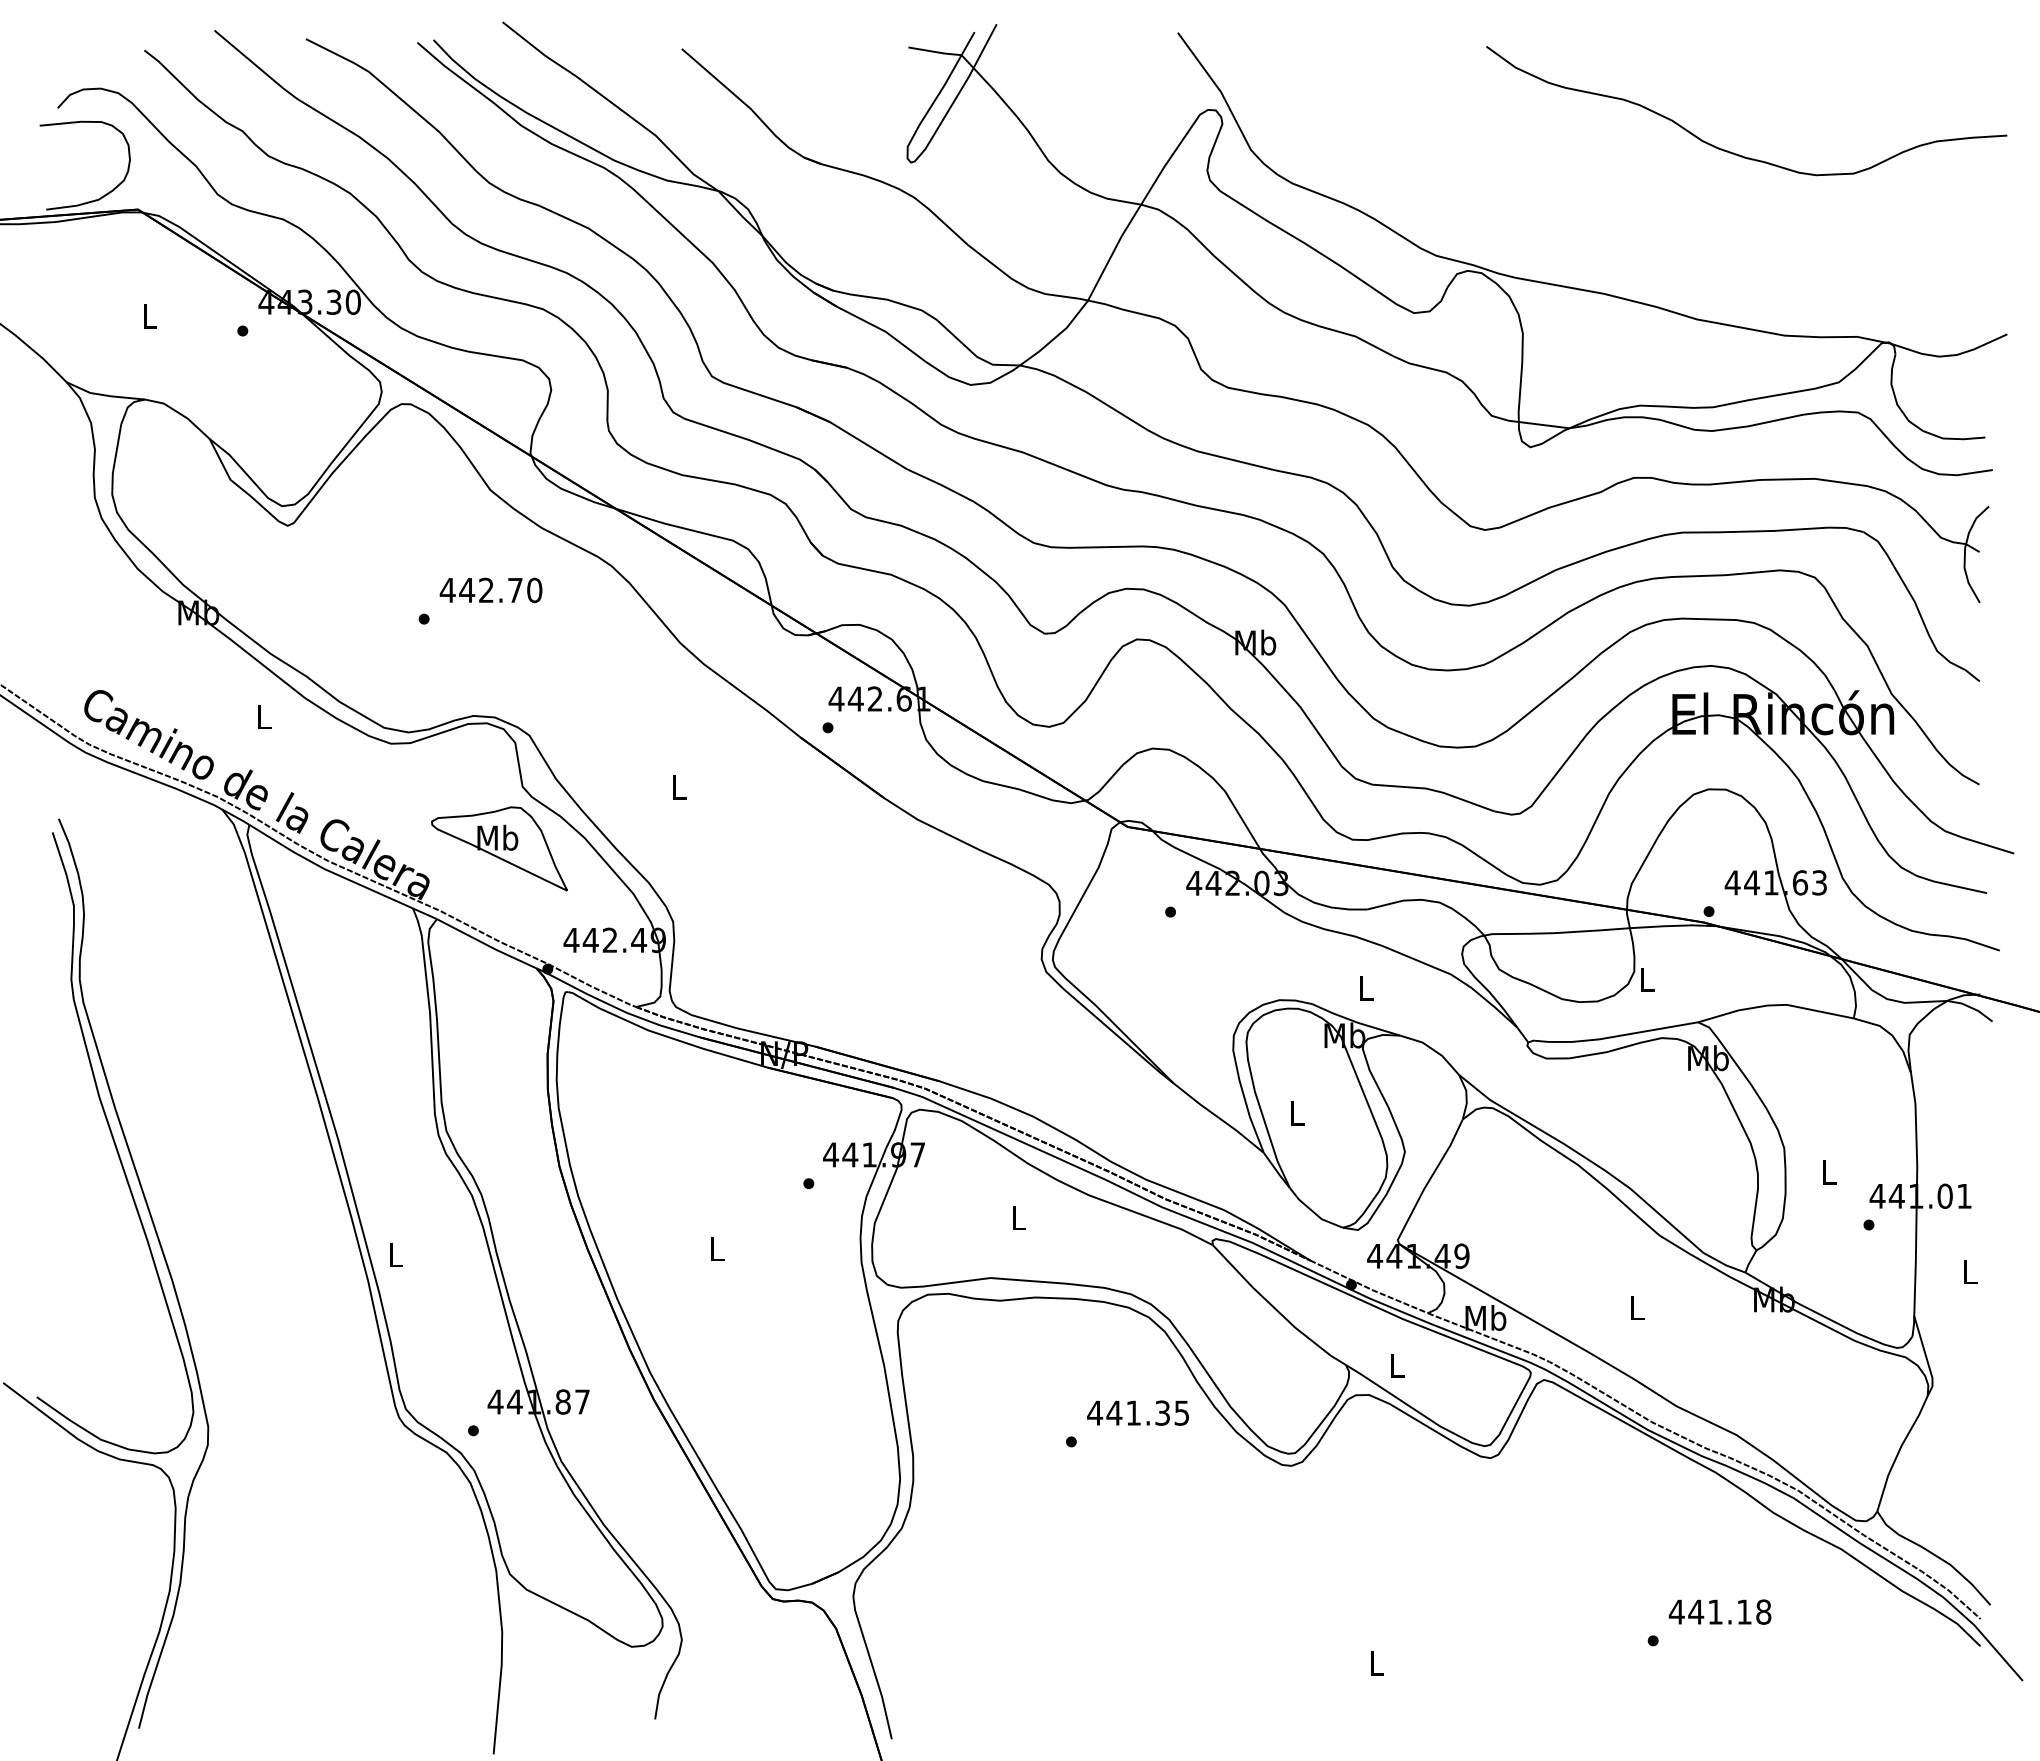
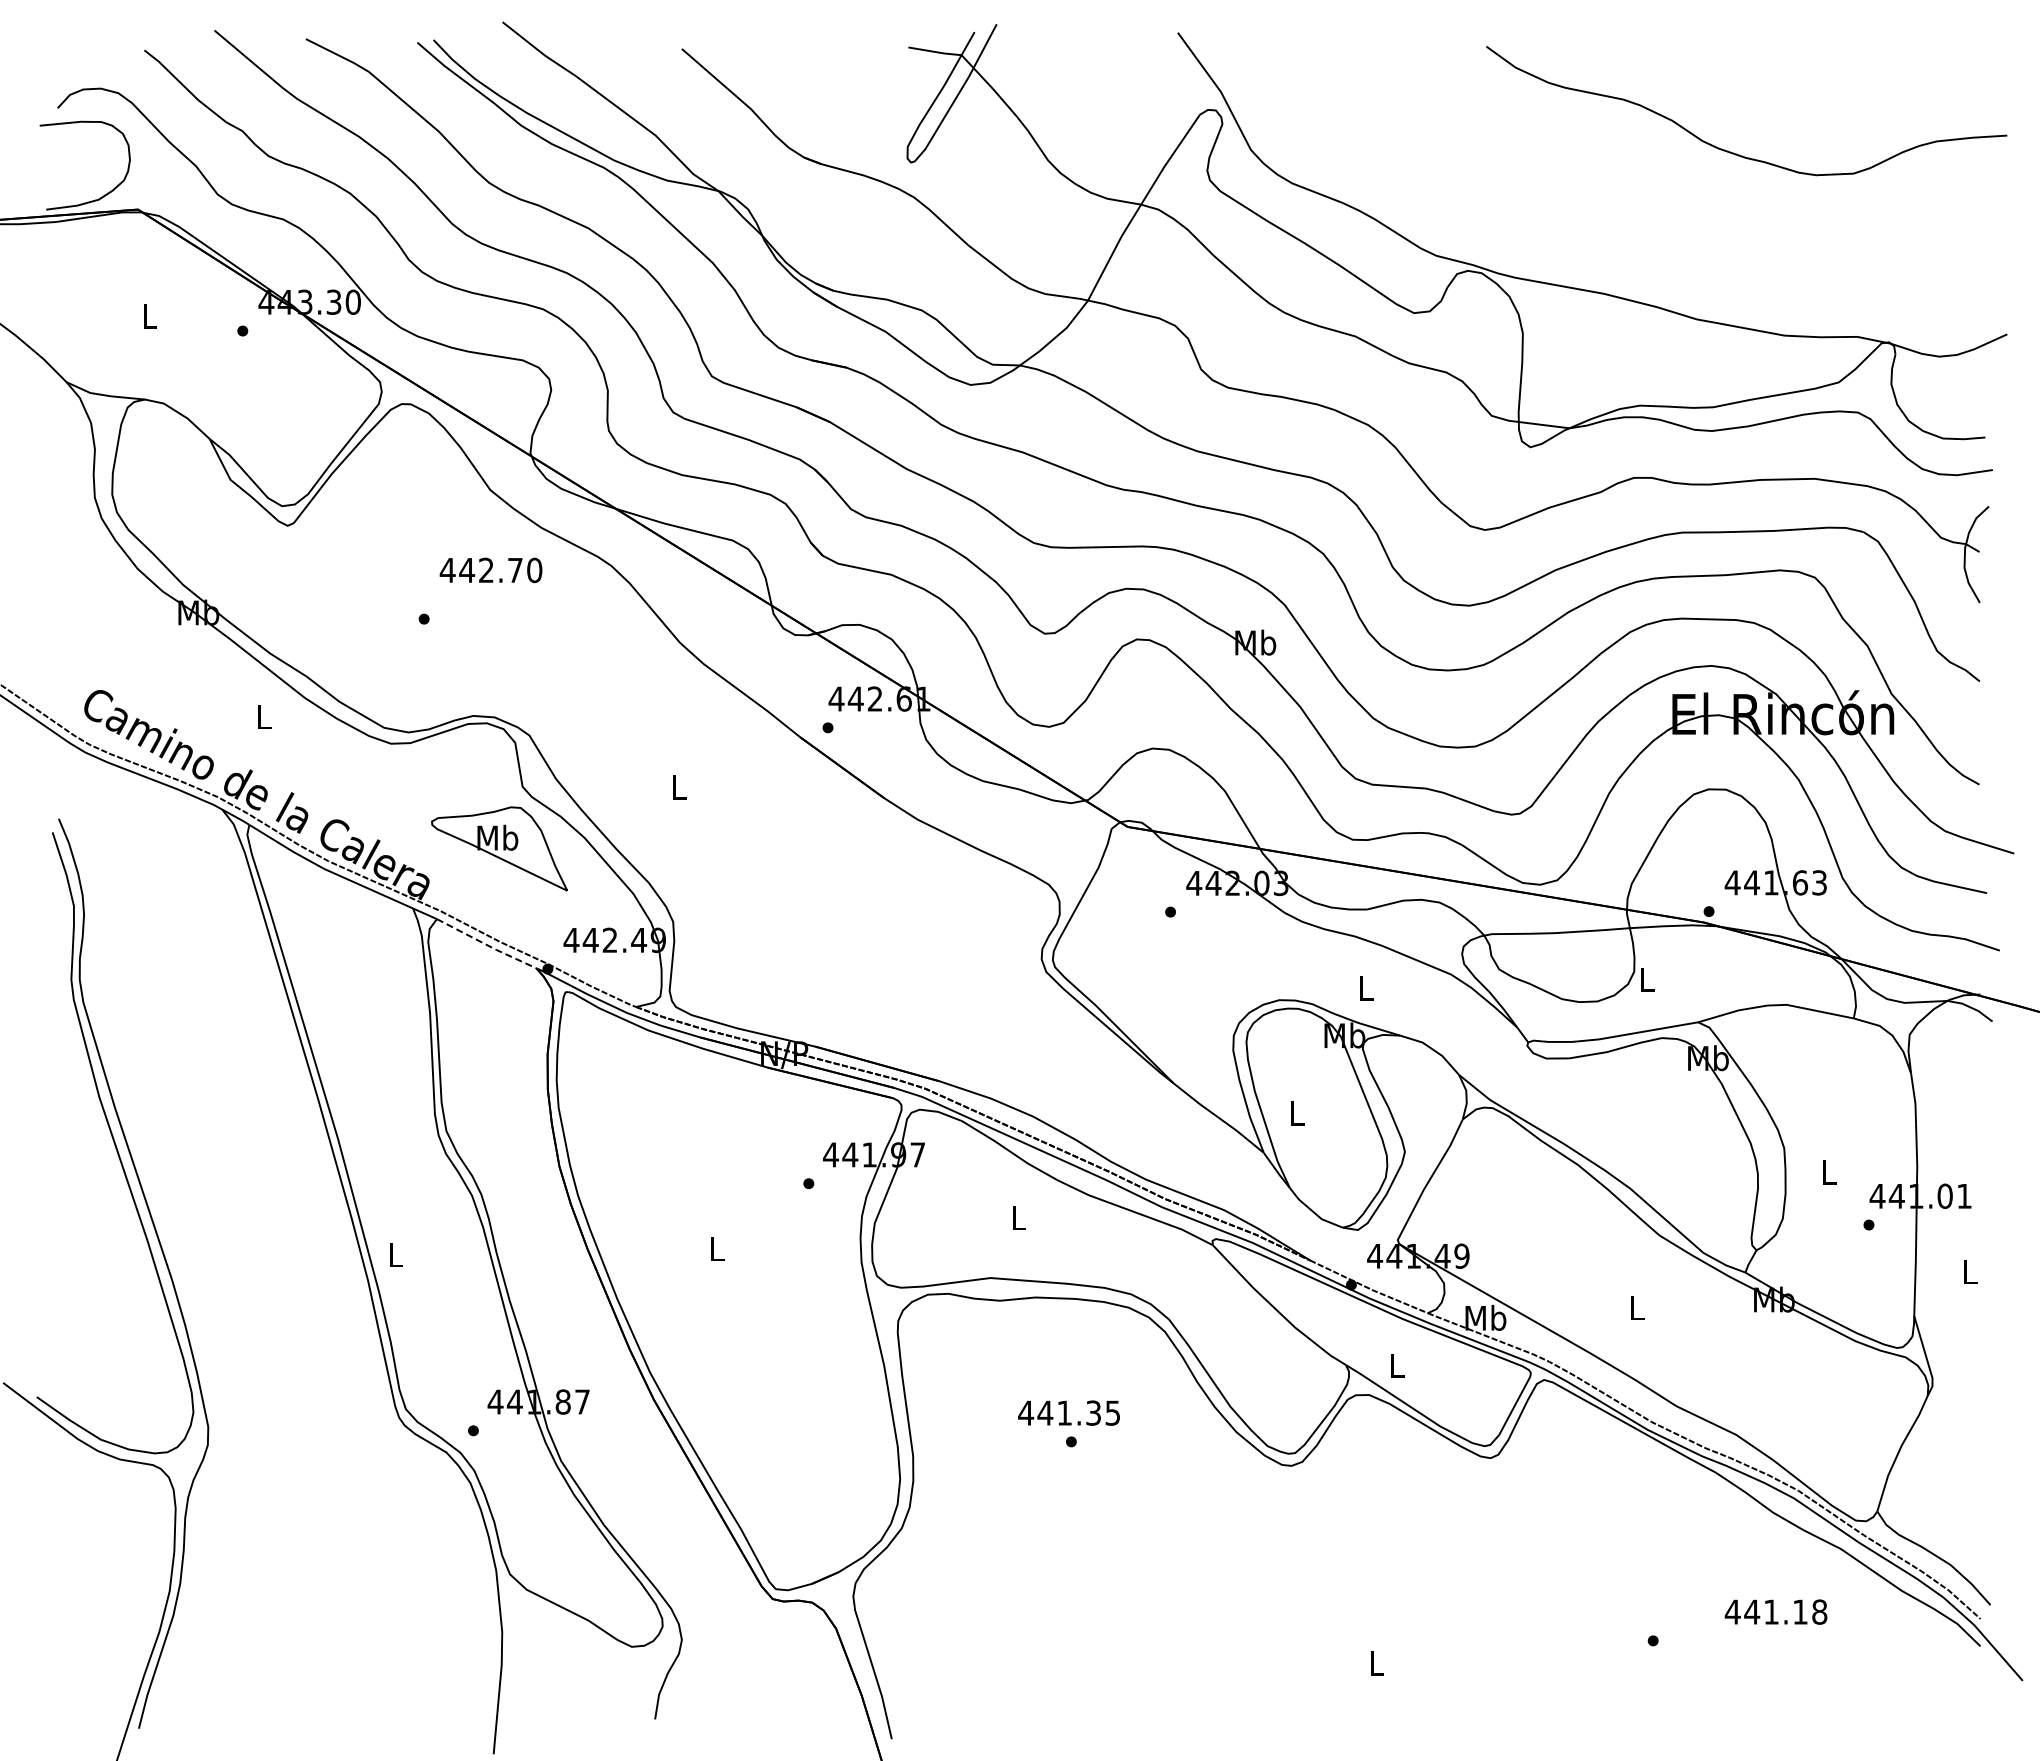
text position: (490, 590) -> (490, 570) (490, 570)
line: solid -> dashed (487, 945)
text position: (1137, 1412) -> (1068, 1412) (1068, 1412)
text position: (1719, 1611) -> (1775, 1611) (1775, 1611)
